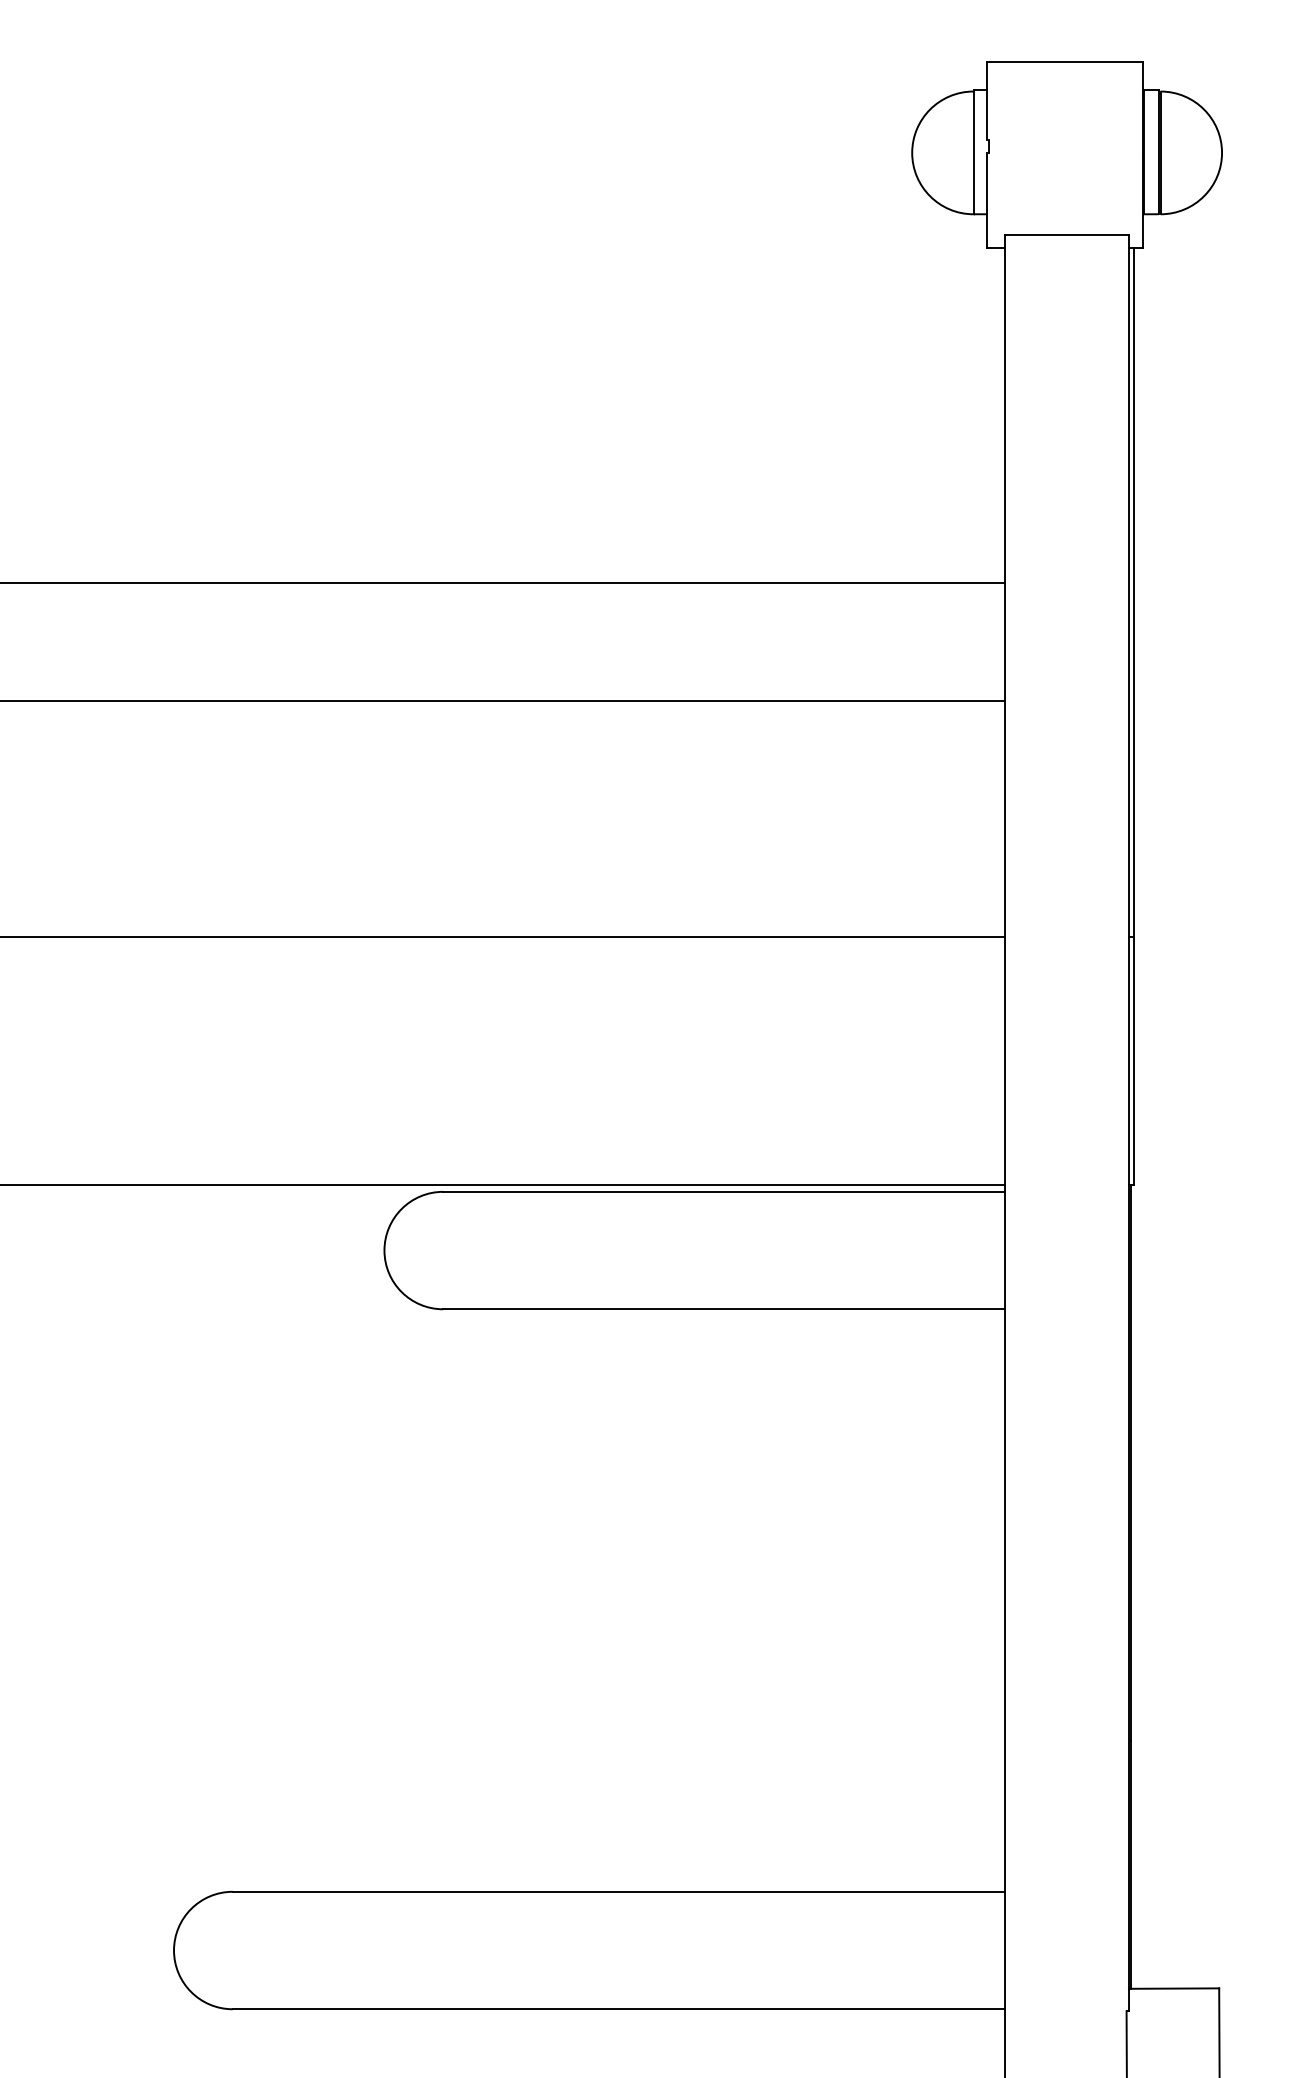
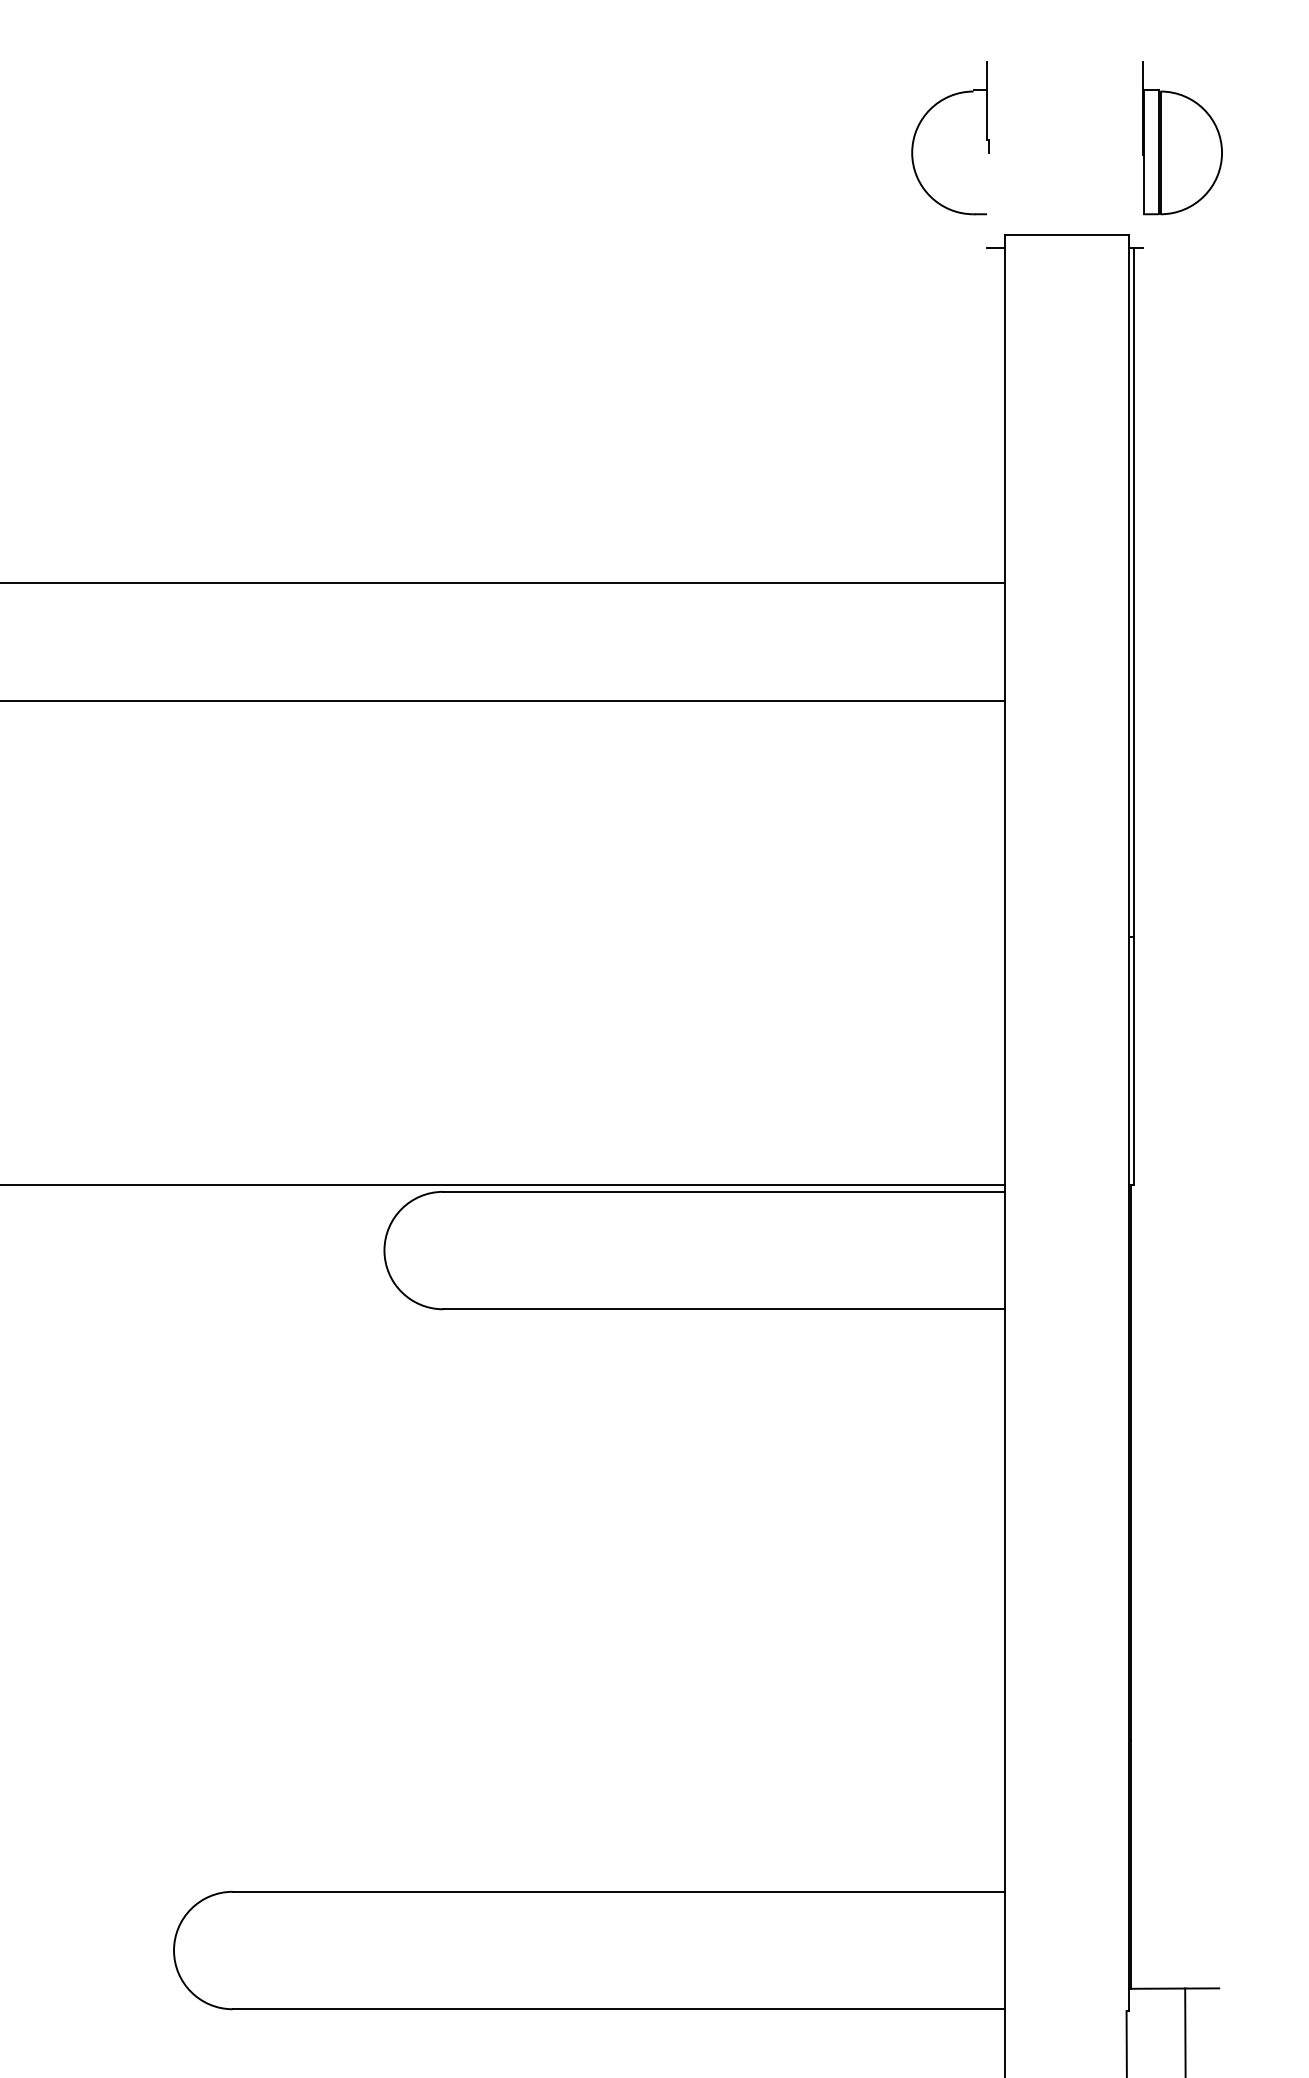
line: present -> none (1065, 62)
line: present -> none (973, 151)
line: present -> none (987, 200)
line: present -> none (1143, 200)
line: present -> none (503, 937)
line position: (1219, 2031) -> (1185, 2031) (1185, 2031)
